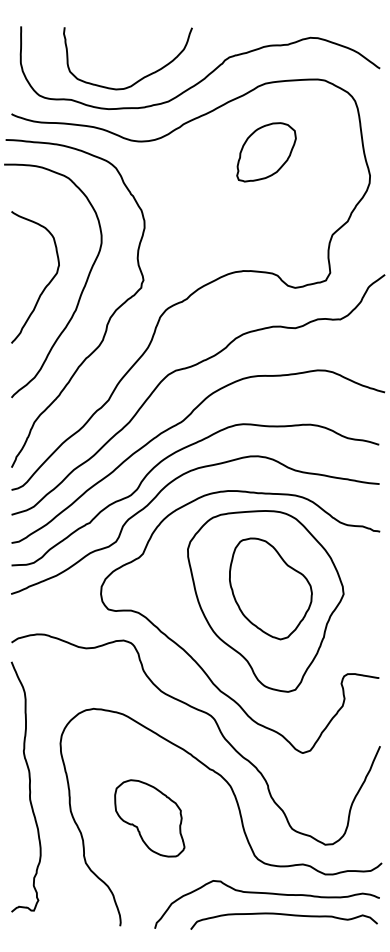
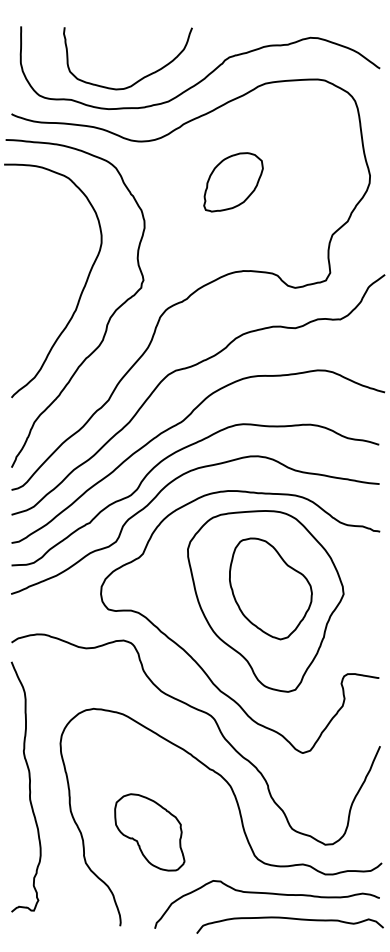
part position: (266, 152) -> (233, 182) (233, 182)
curve: present -> none (46, 284)
part position: (149, 818) -> (149, 832) (149, 832)
curve position: (283, 915) -> (289, 919) (289, 919)
